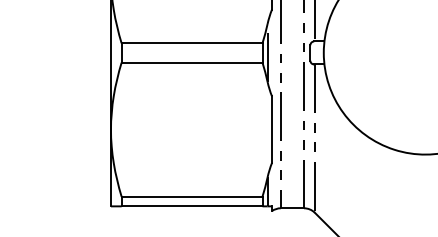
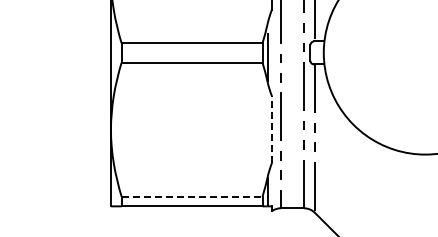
line: solid -> dashed (272, 129)
line: solid -> dashed (192, 196)
